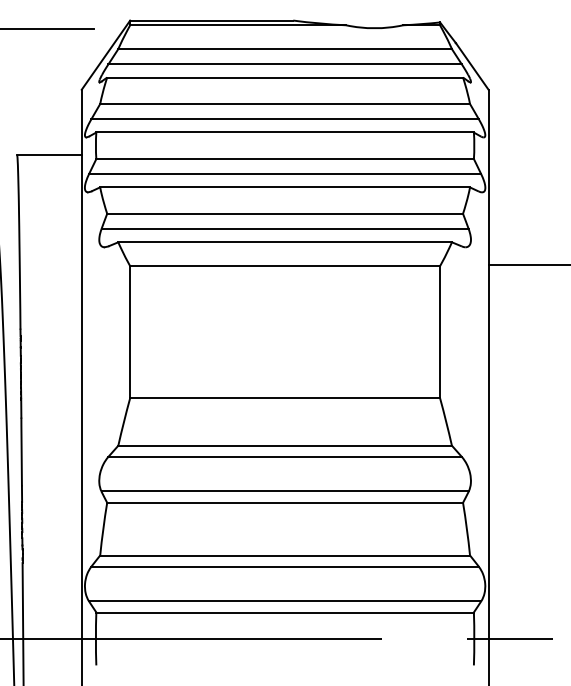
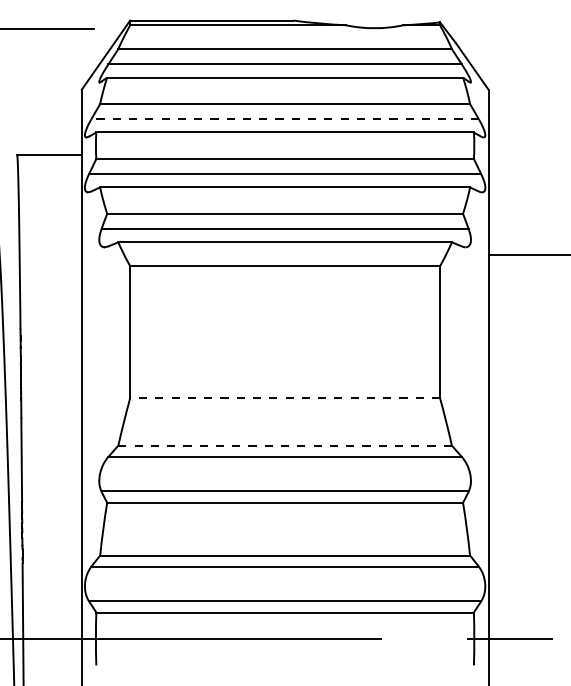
line: solid -> dashed (285, 119)
line position: (527, 264) -> (527, 254) (527, 254)
line: solid -> dashed (285, 398)
line: solid -> dashed (285, 445)
